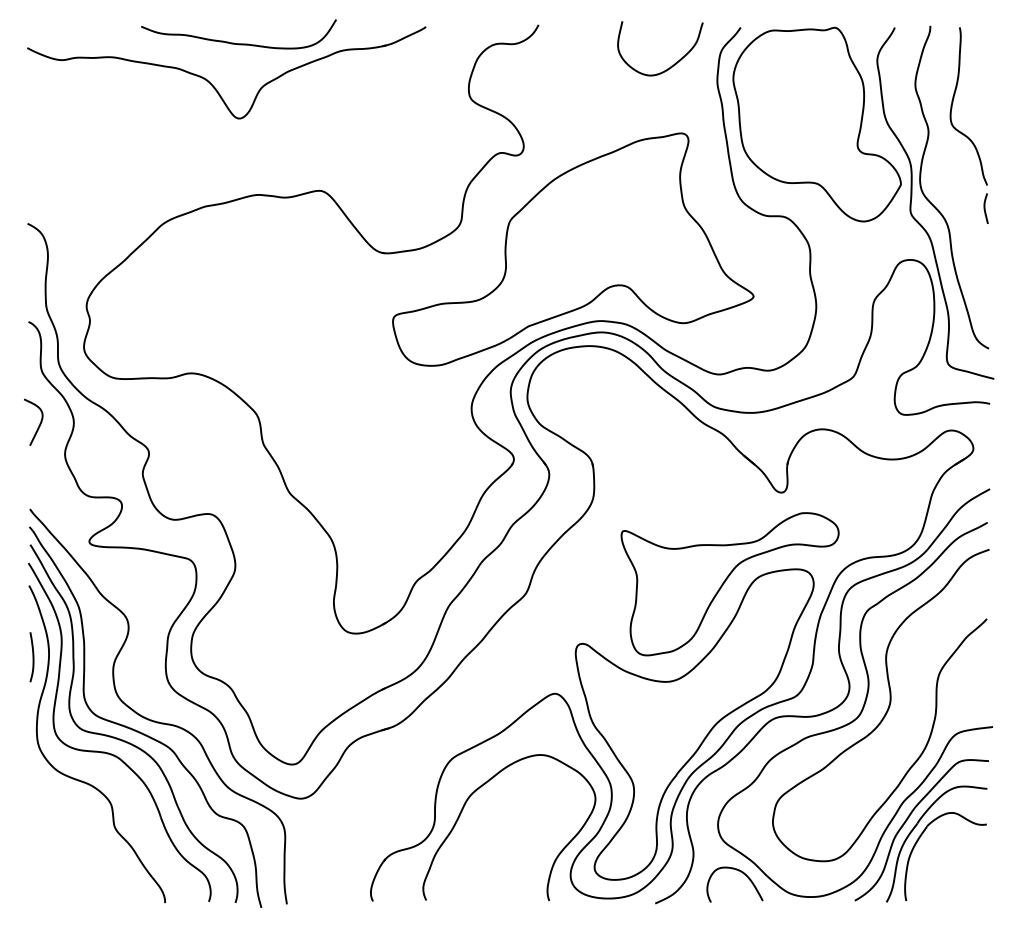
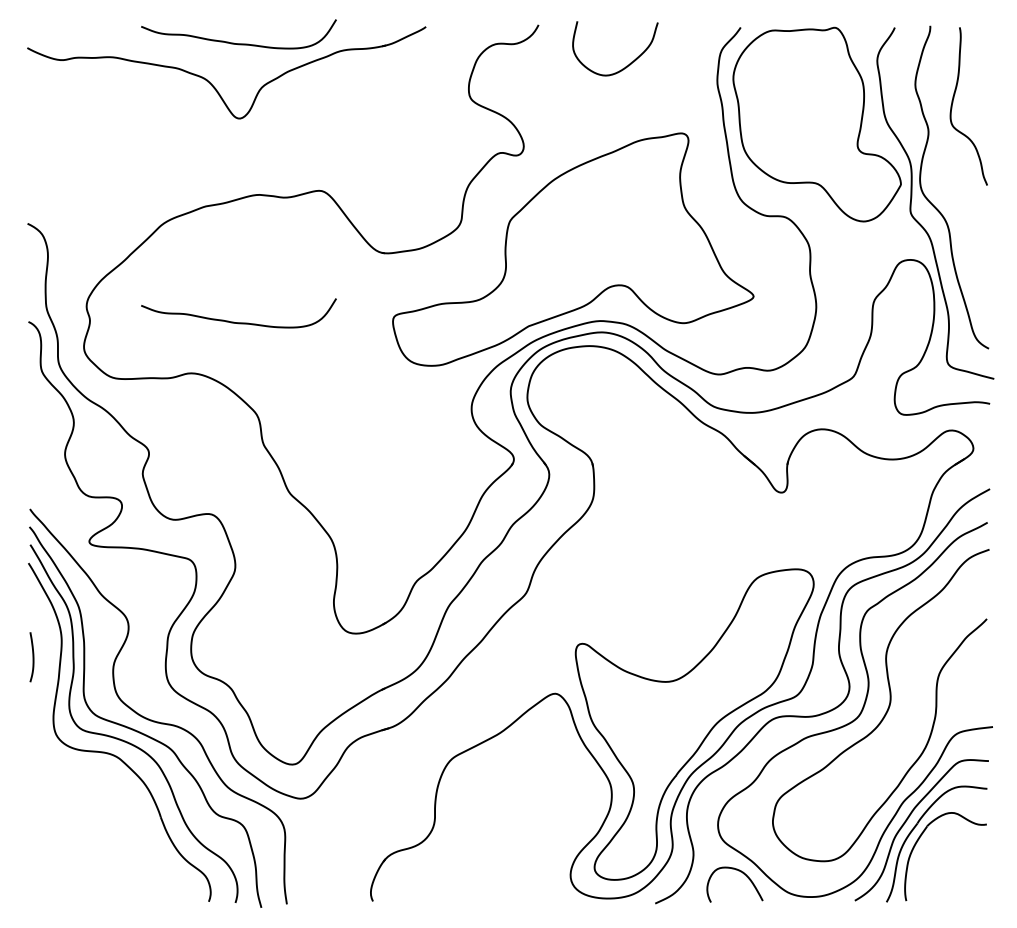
curve position: (671, 65) -> (626, 65) (626, 65)
curve: present -> none (985, 208)
curve: none -> present (238, 322)
curve: present -> none (39, 423)
part: present -> none (729, 584)
curve: present -> none (82, 780)
curve: present -> none (475, 792)
